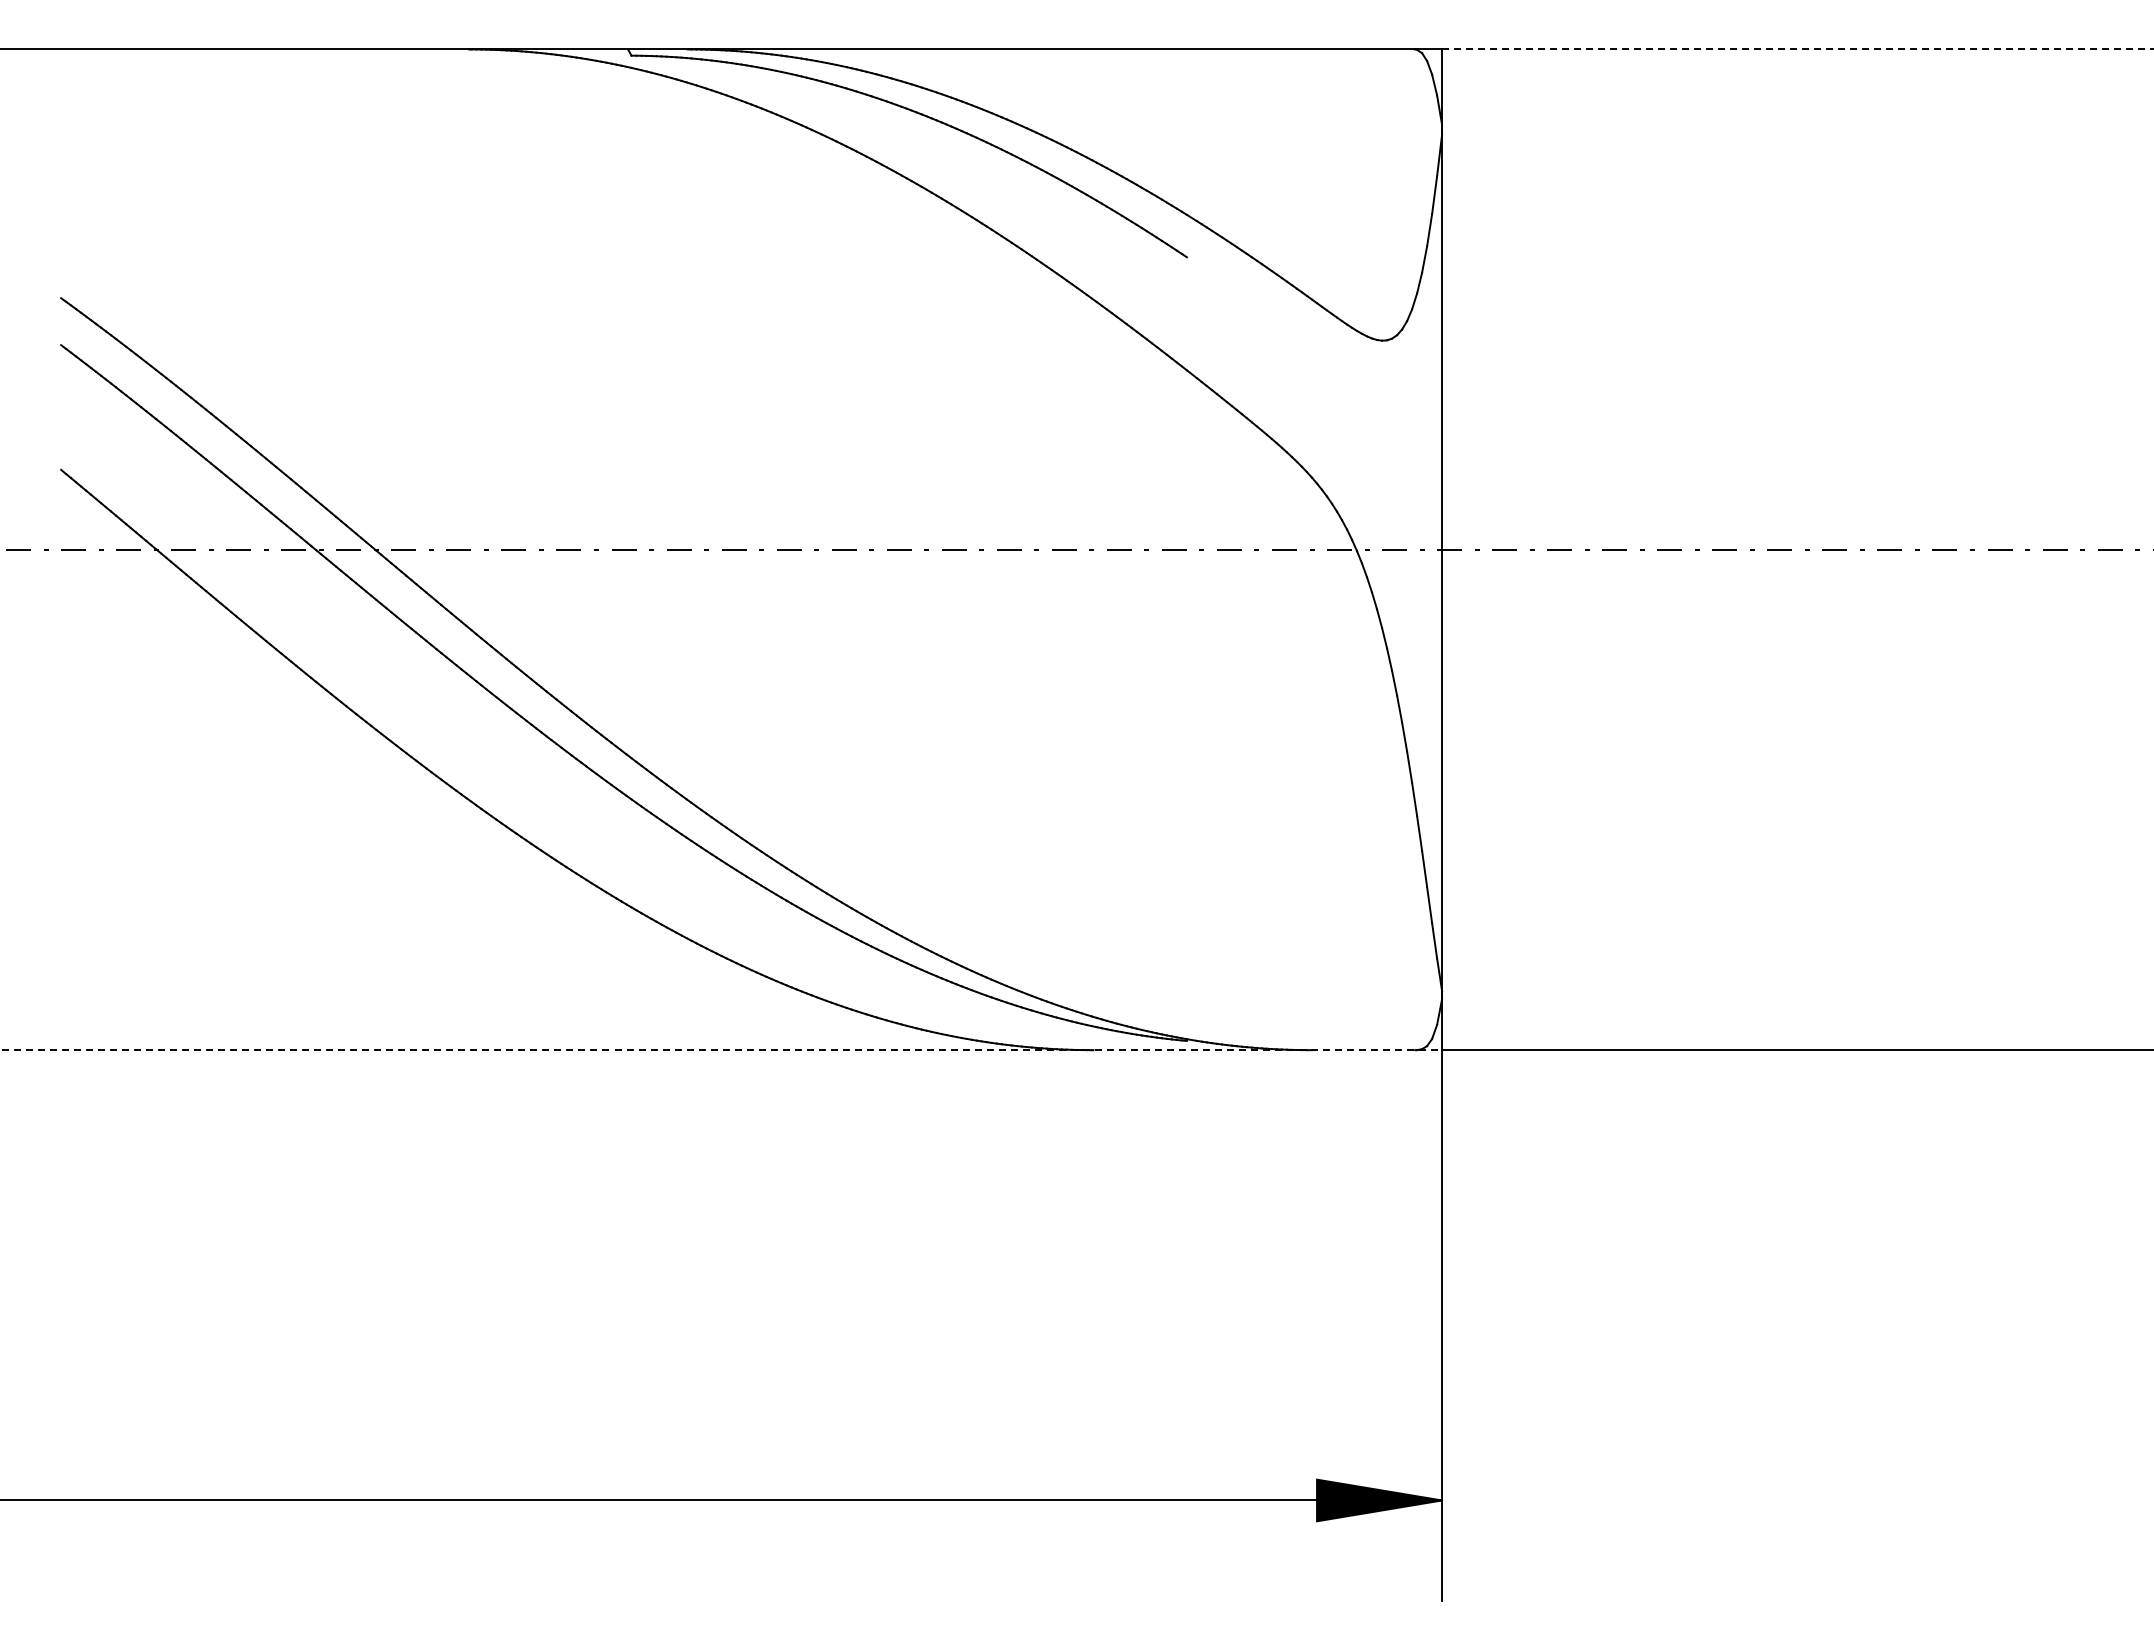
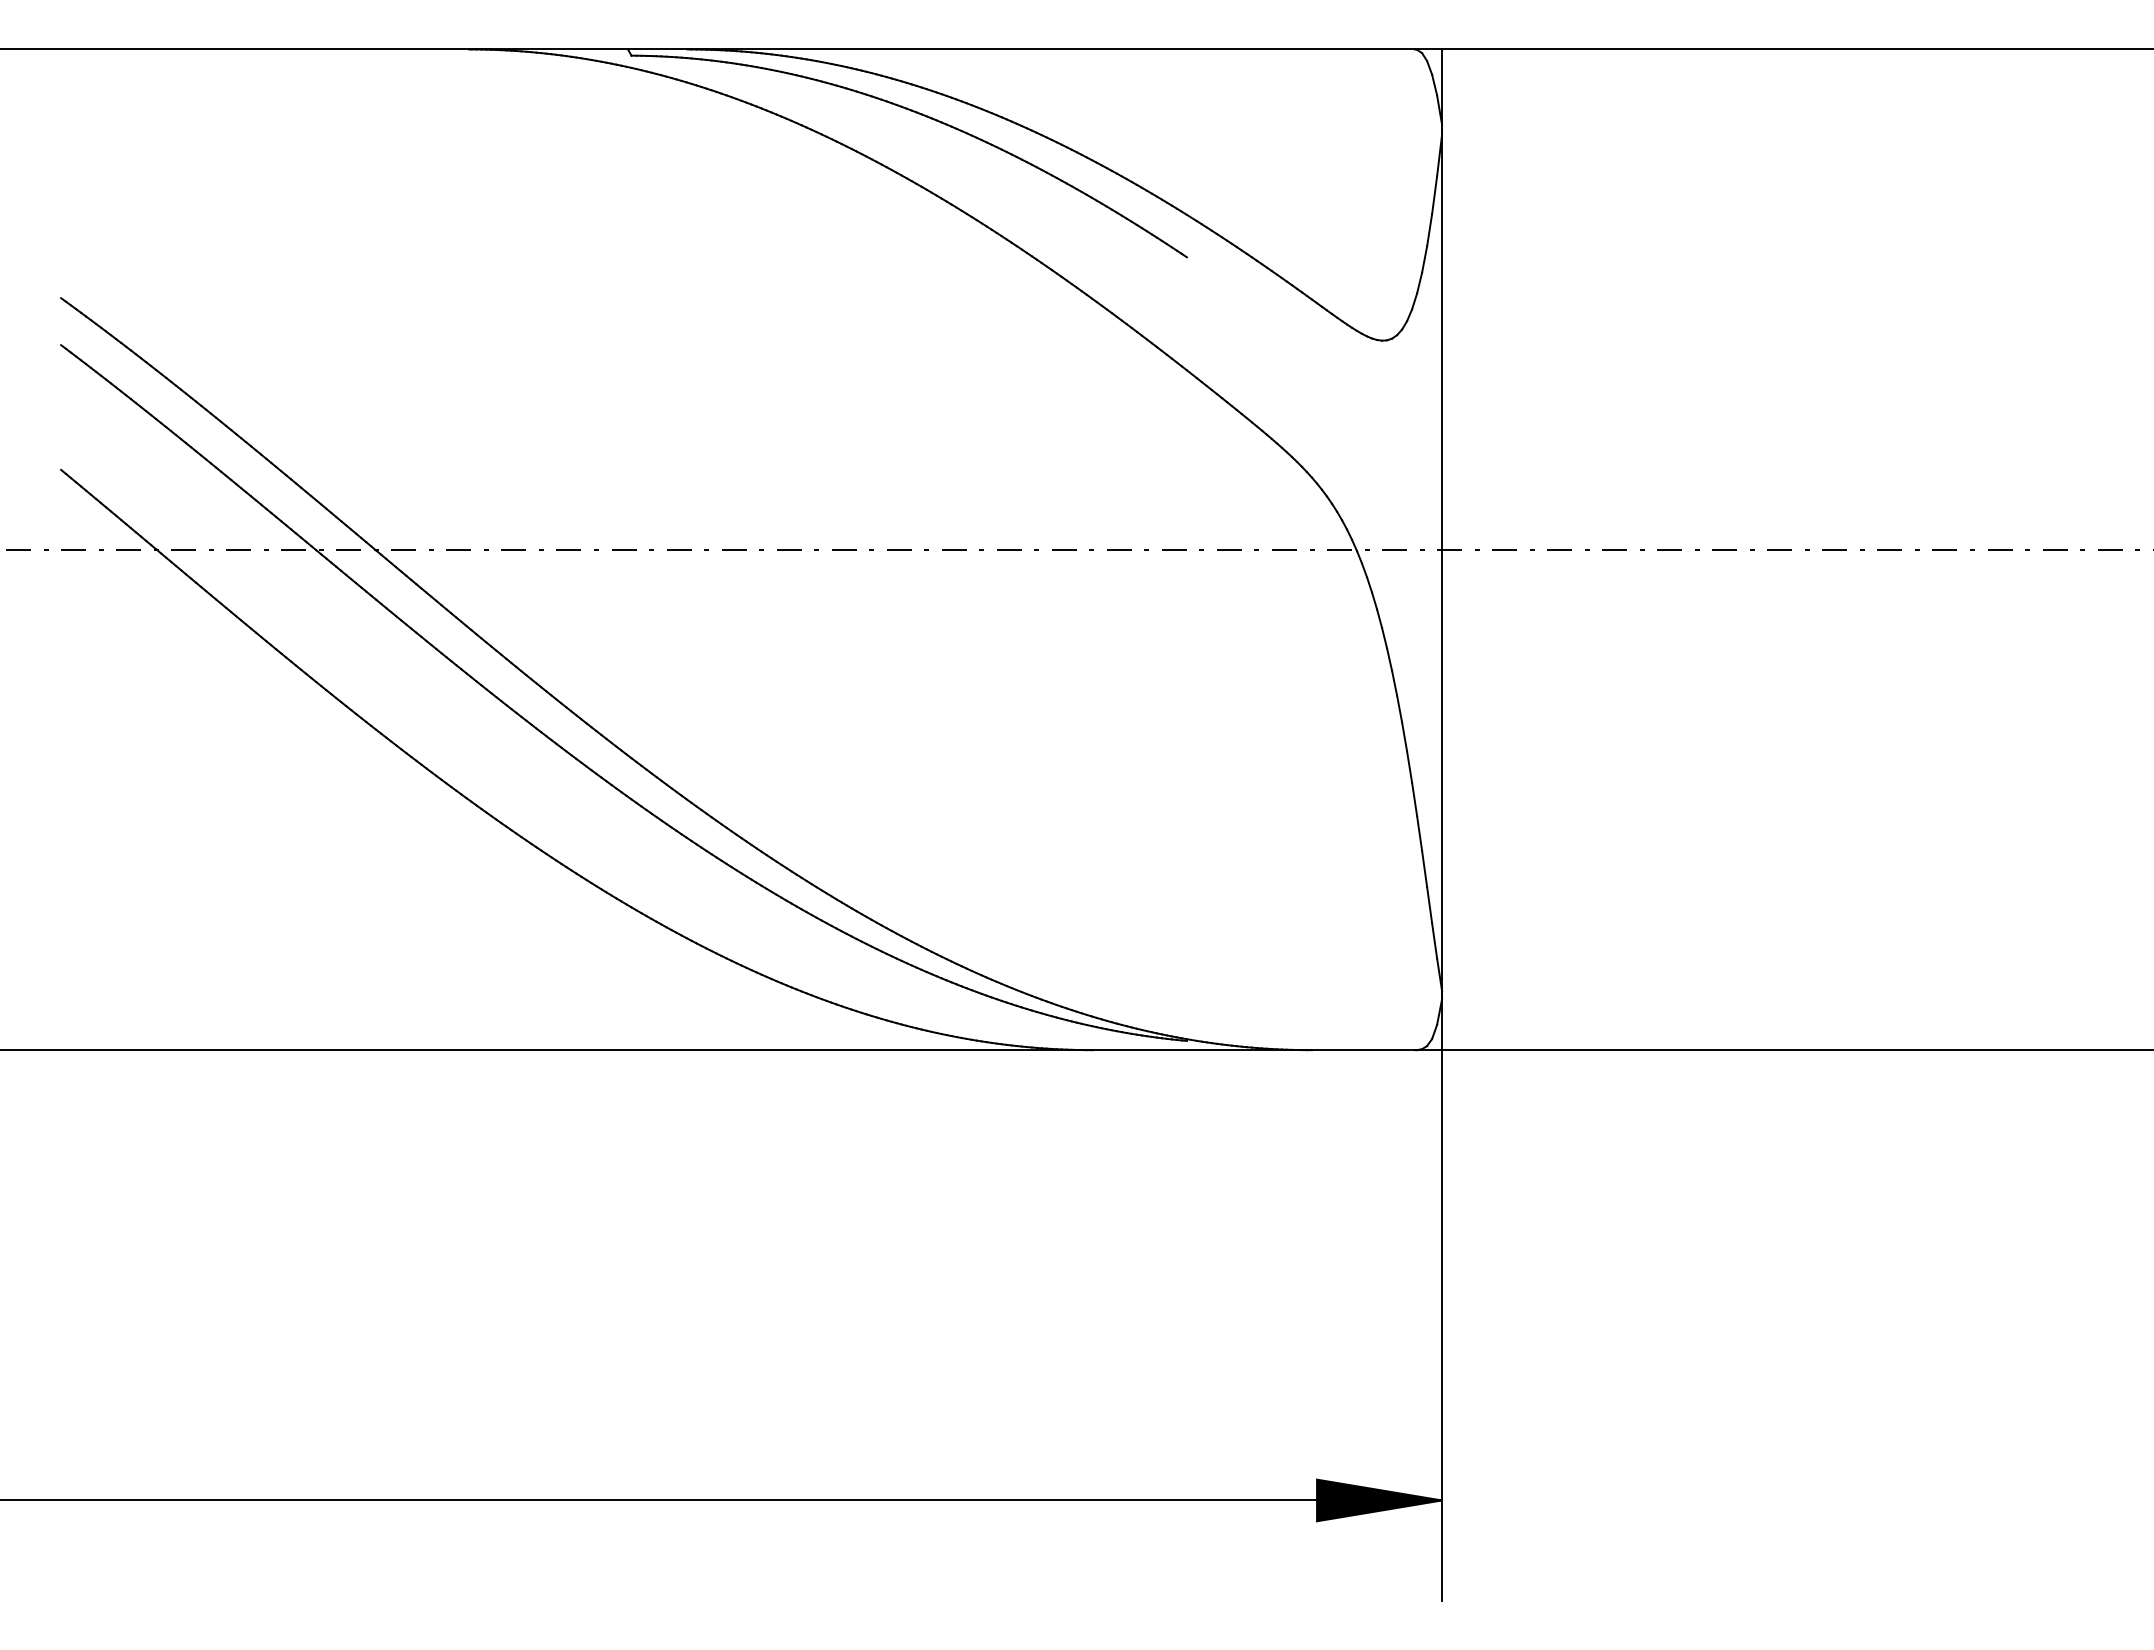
line: dashed -> solid (1798, 49)
line: dashed -> solid (721, 1050)
